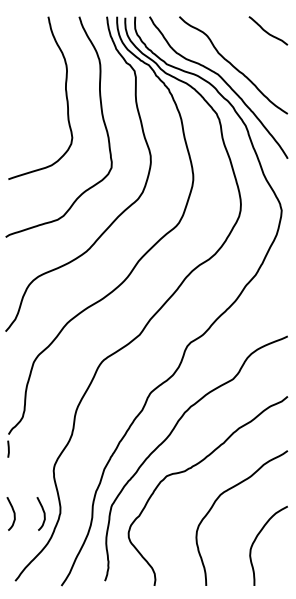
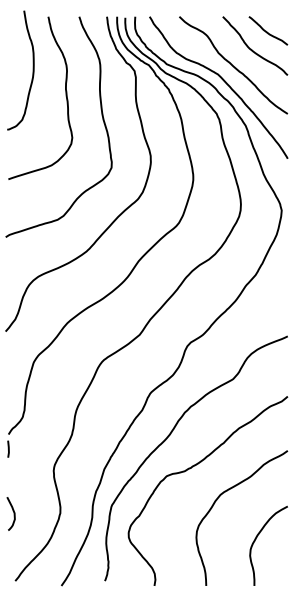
curve: none -> present (251, 48)
curve: none -> present (32, 70)
curve: present -> none (42, 511)
